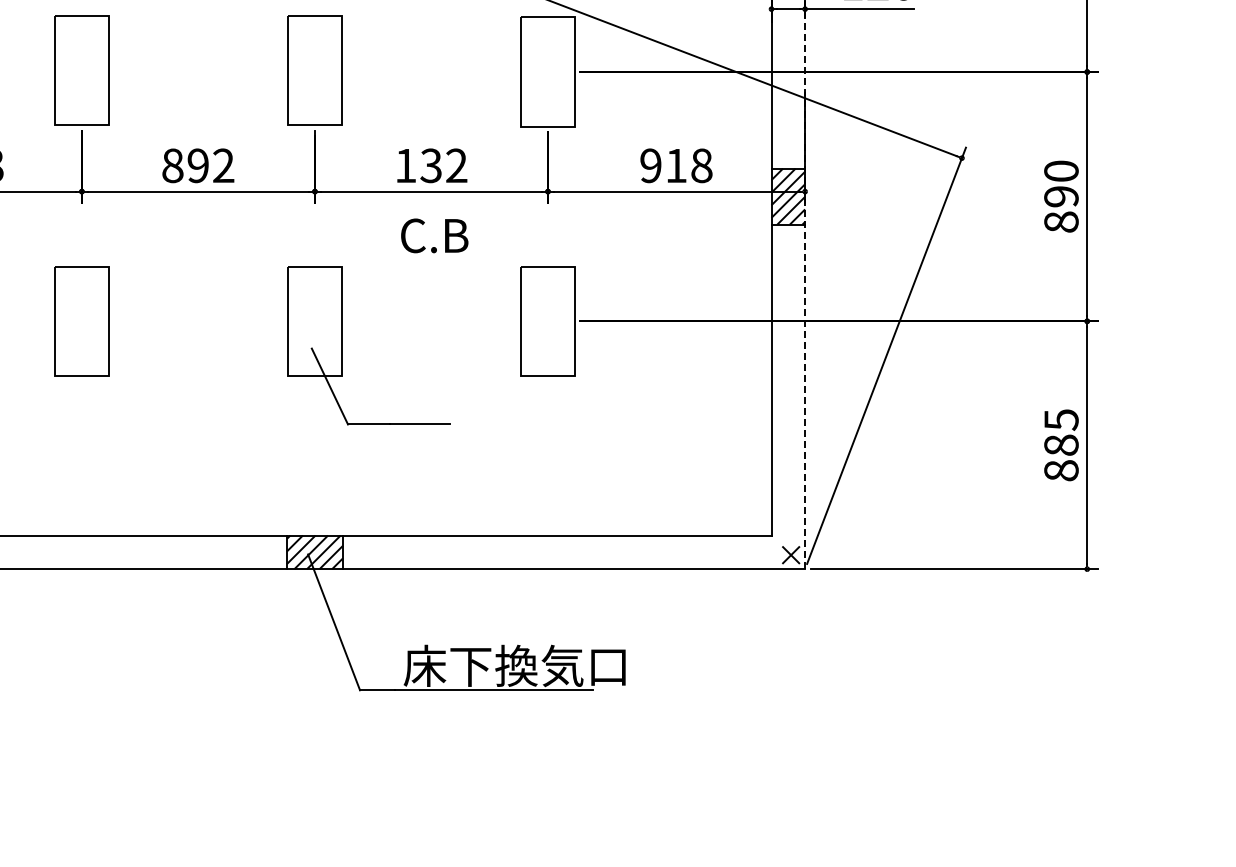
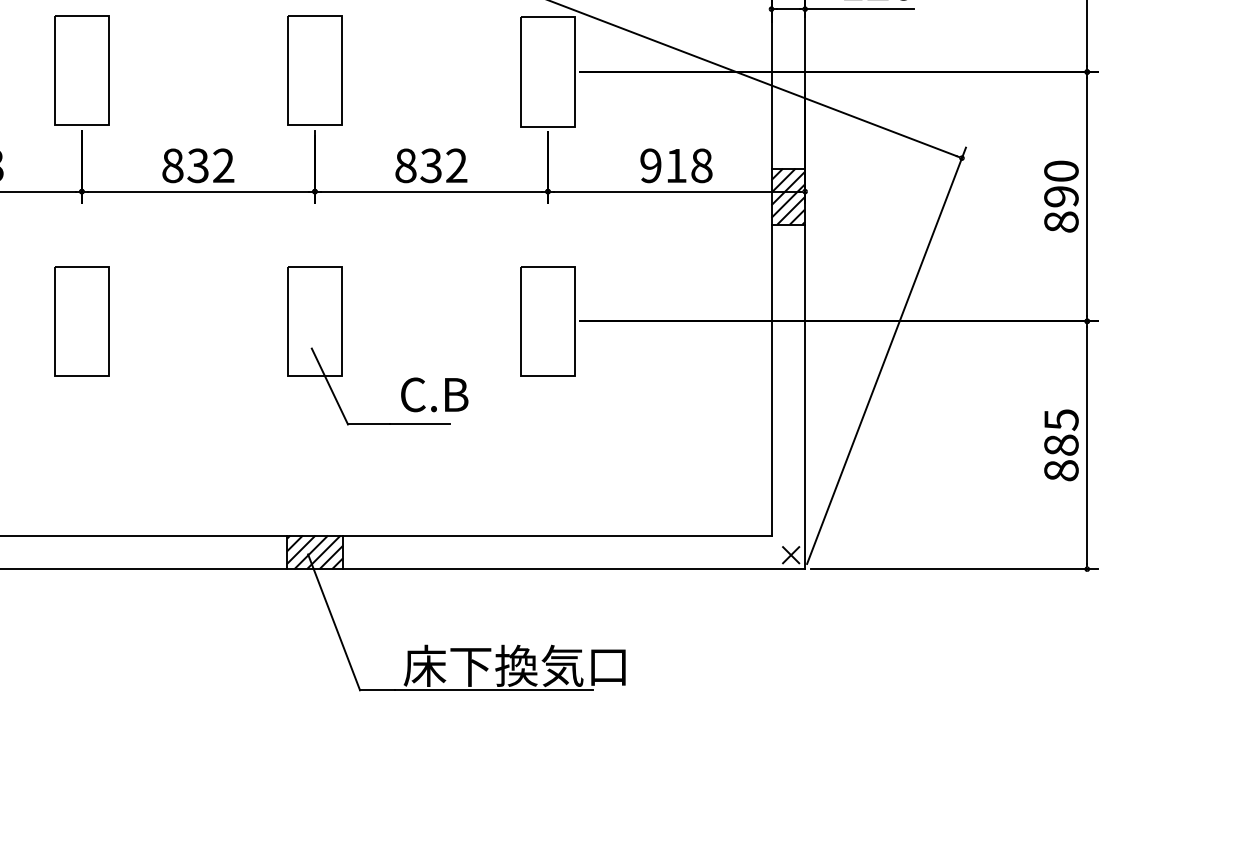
text: 892 -> 832 (197, 165)
text: 132 -> 832 (405, 165)
text position: (434, 235) -> (434, 394) (434, 394)
line: dashed -> solid (805, 284)
